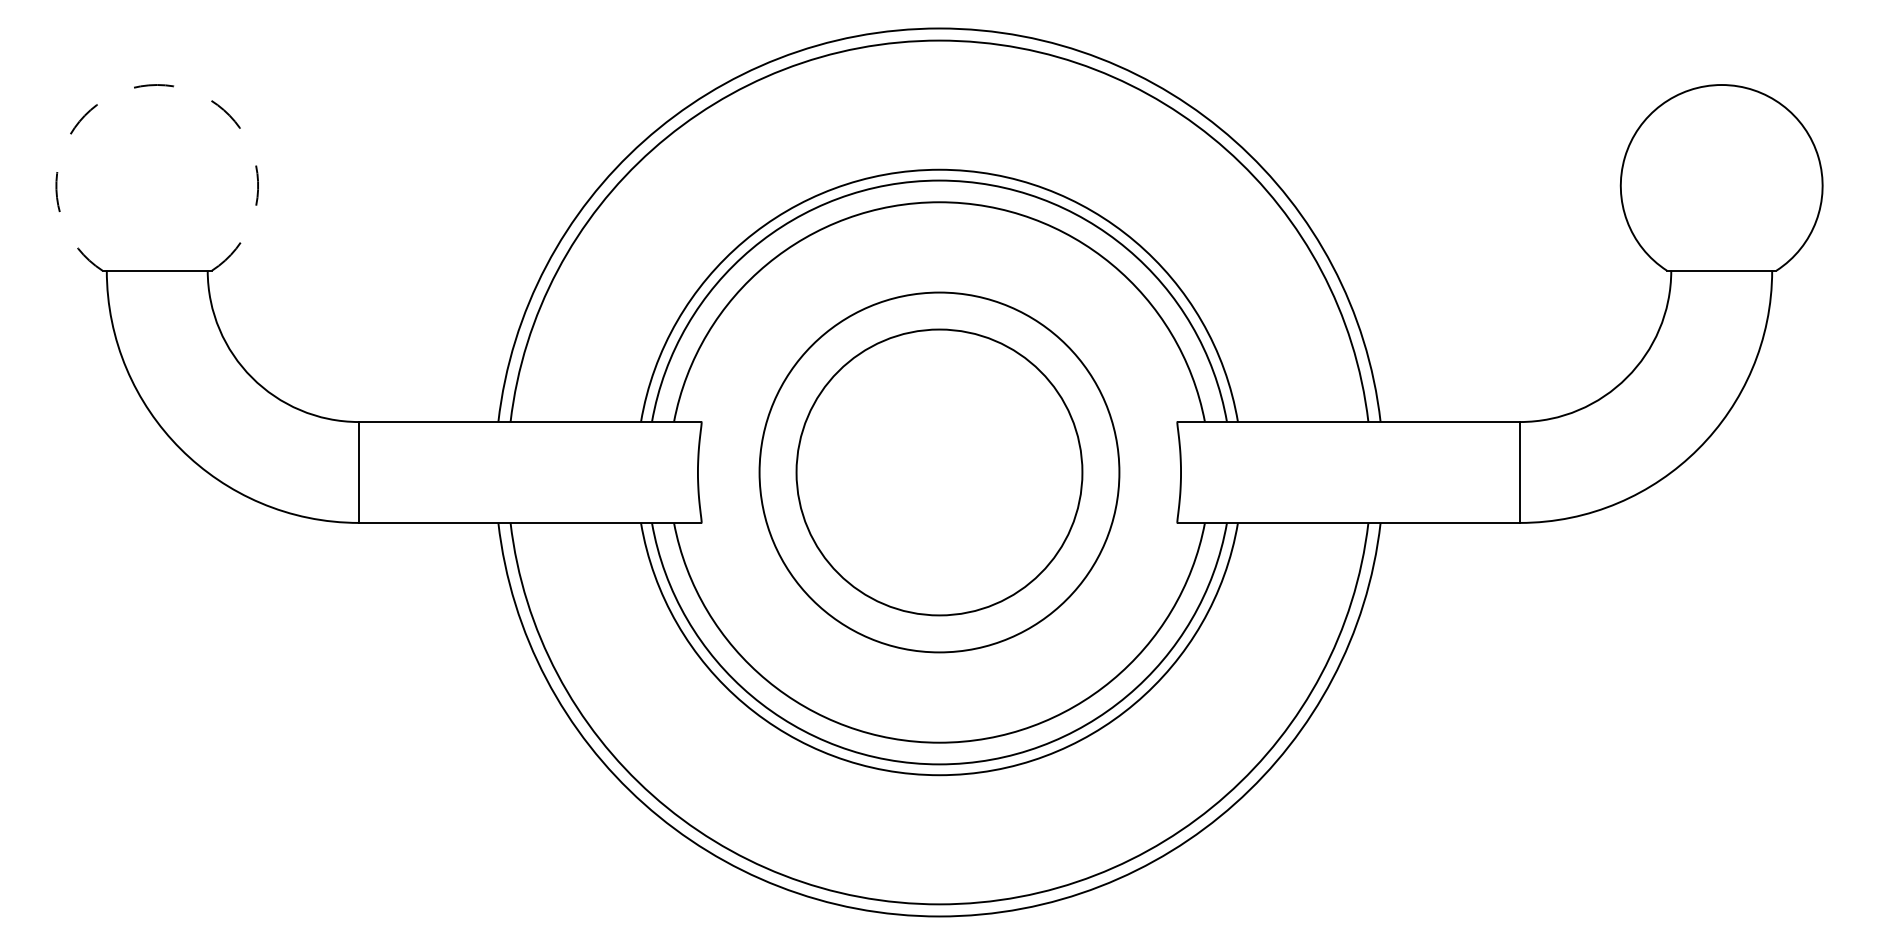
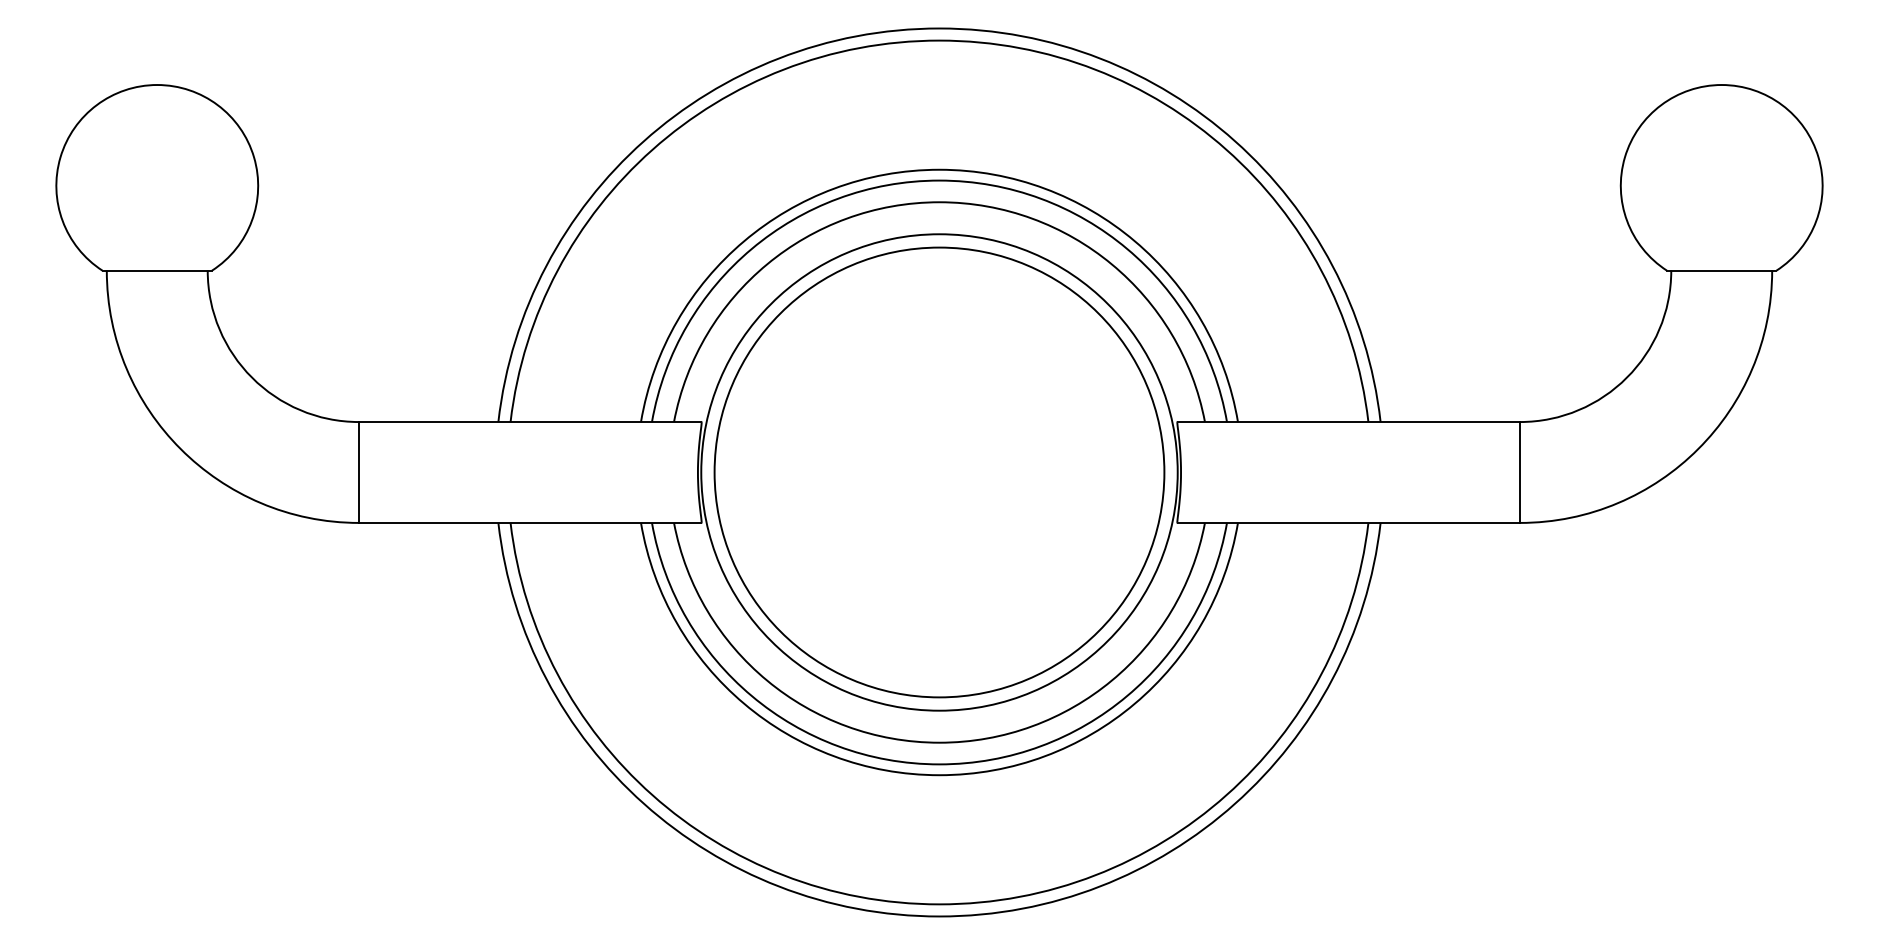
arc: dashed -> solid (157, 85)
circle diameter: 286 px -> 476 px (939, 472)
circle diameter: 360 px -> 450 px (939, 472)
